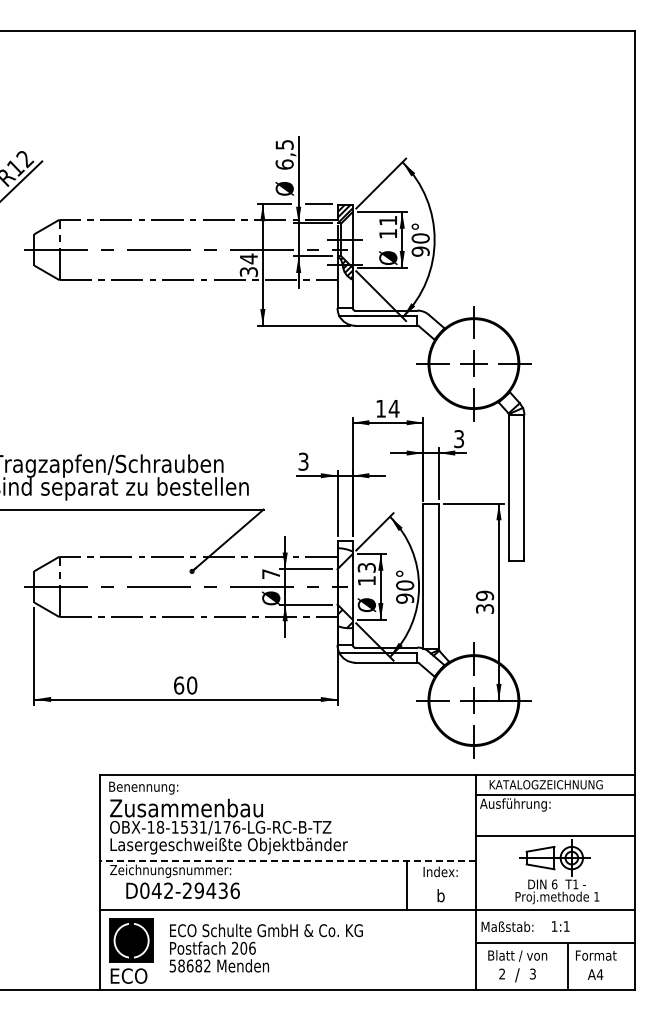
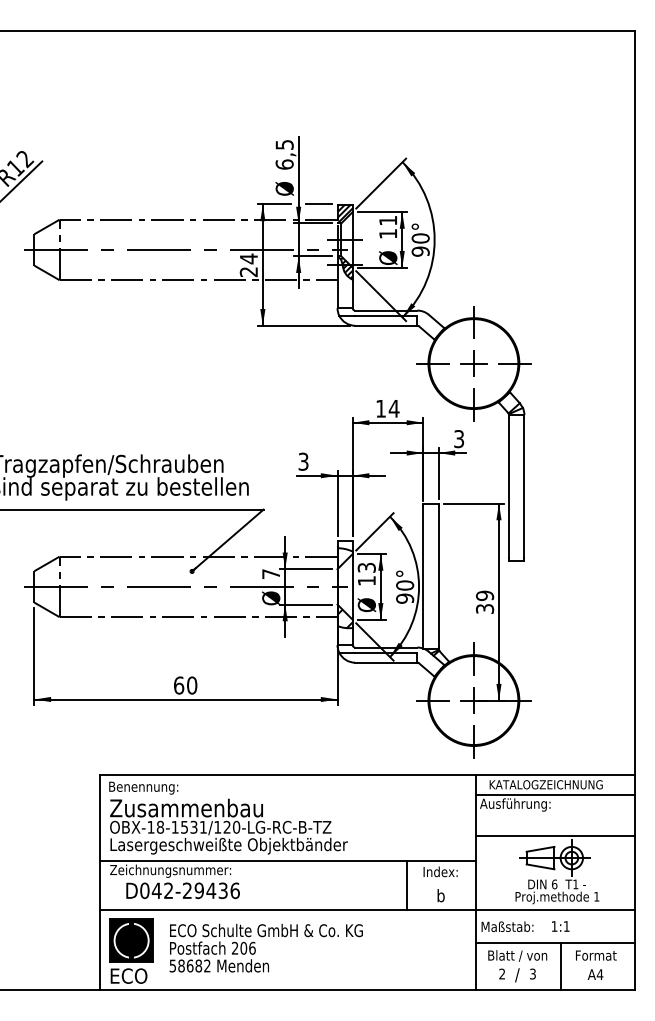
text: 34 -> 24 (248, 271)
text: OBX-18-1531/176-LG-RC-B-TZ -> OBX-18-1531/120-LG-RC-B-TZ (231, 826)
line: dashed -> solid (287, 860)
line position: (567, 966) -> (560, 966) (560, 966)
